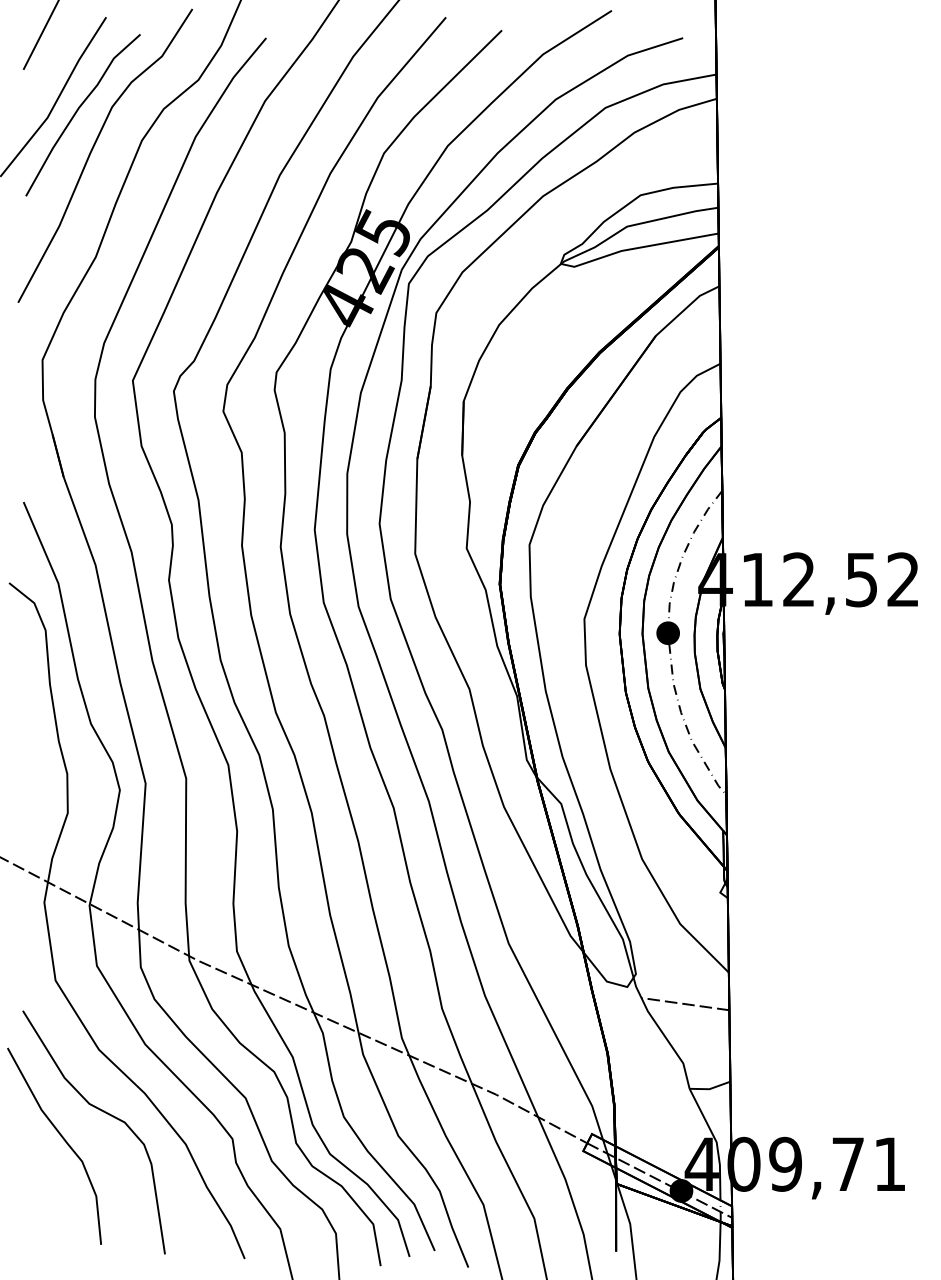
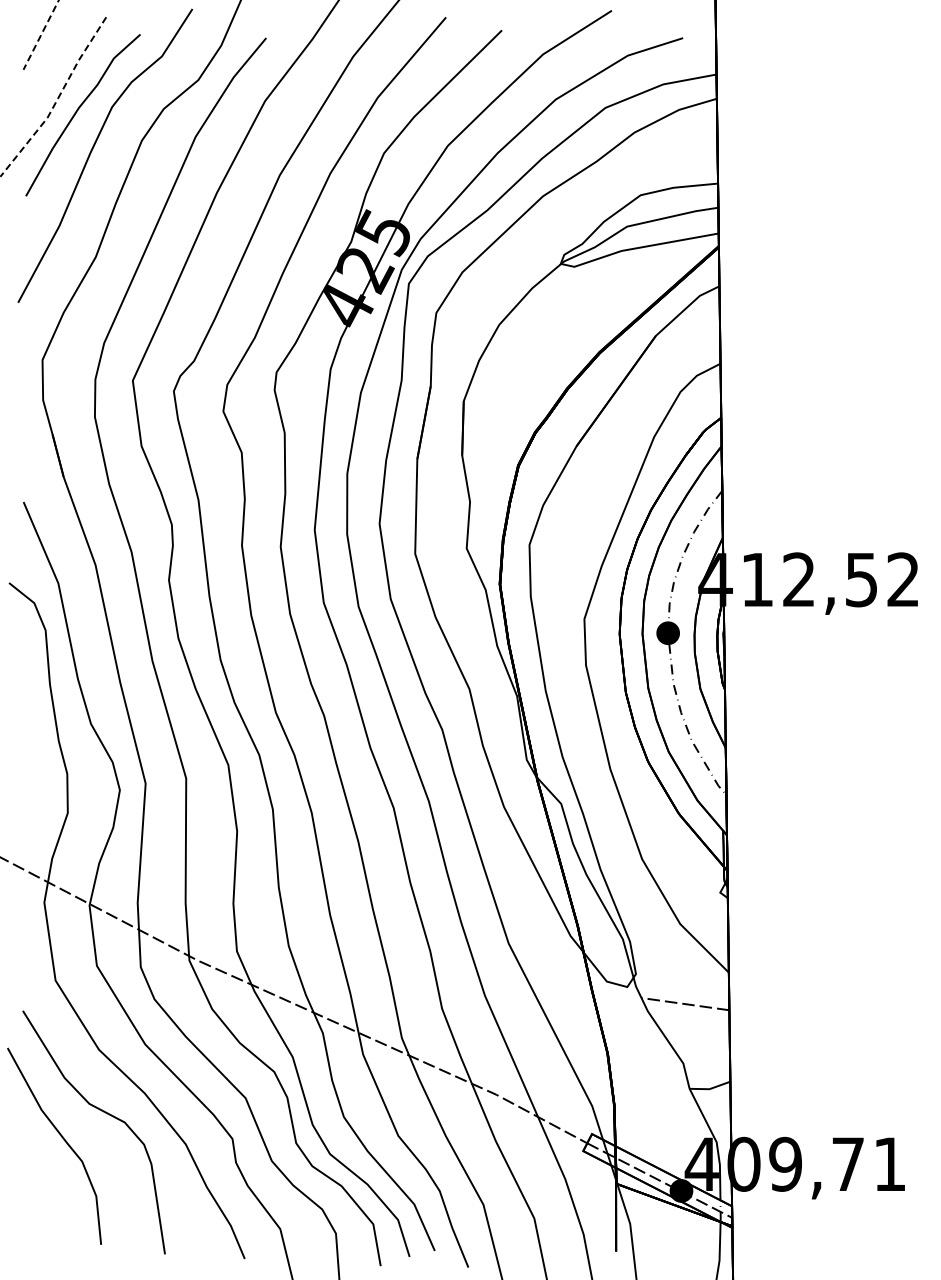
line: solid -> dashed (41, 35)
line: solid -> dashed (57, 100)
